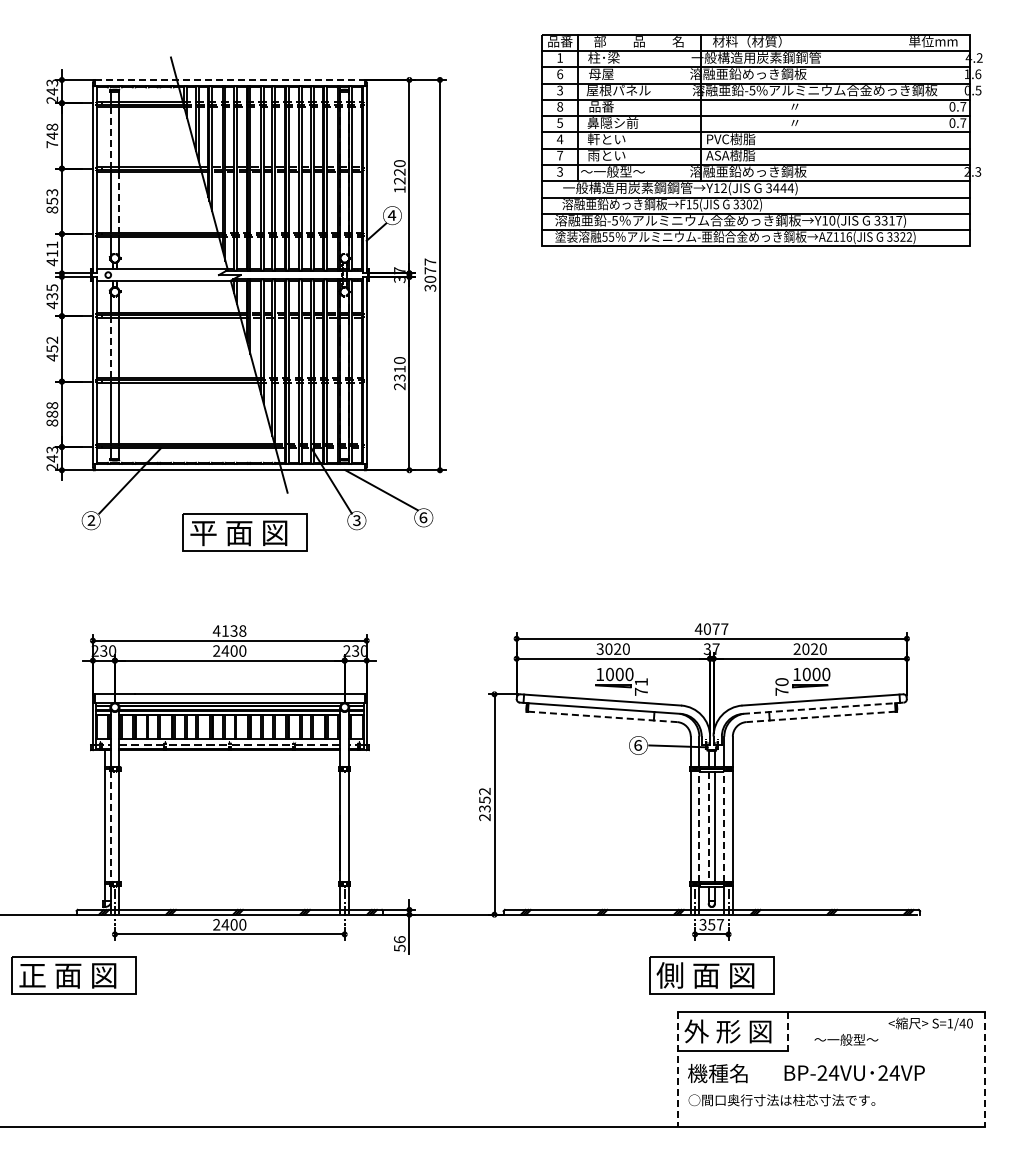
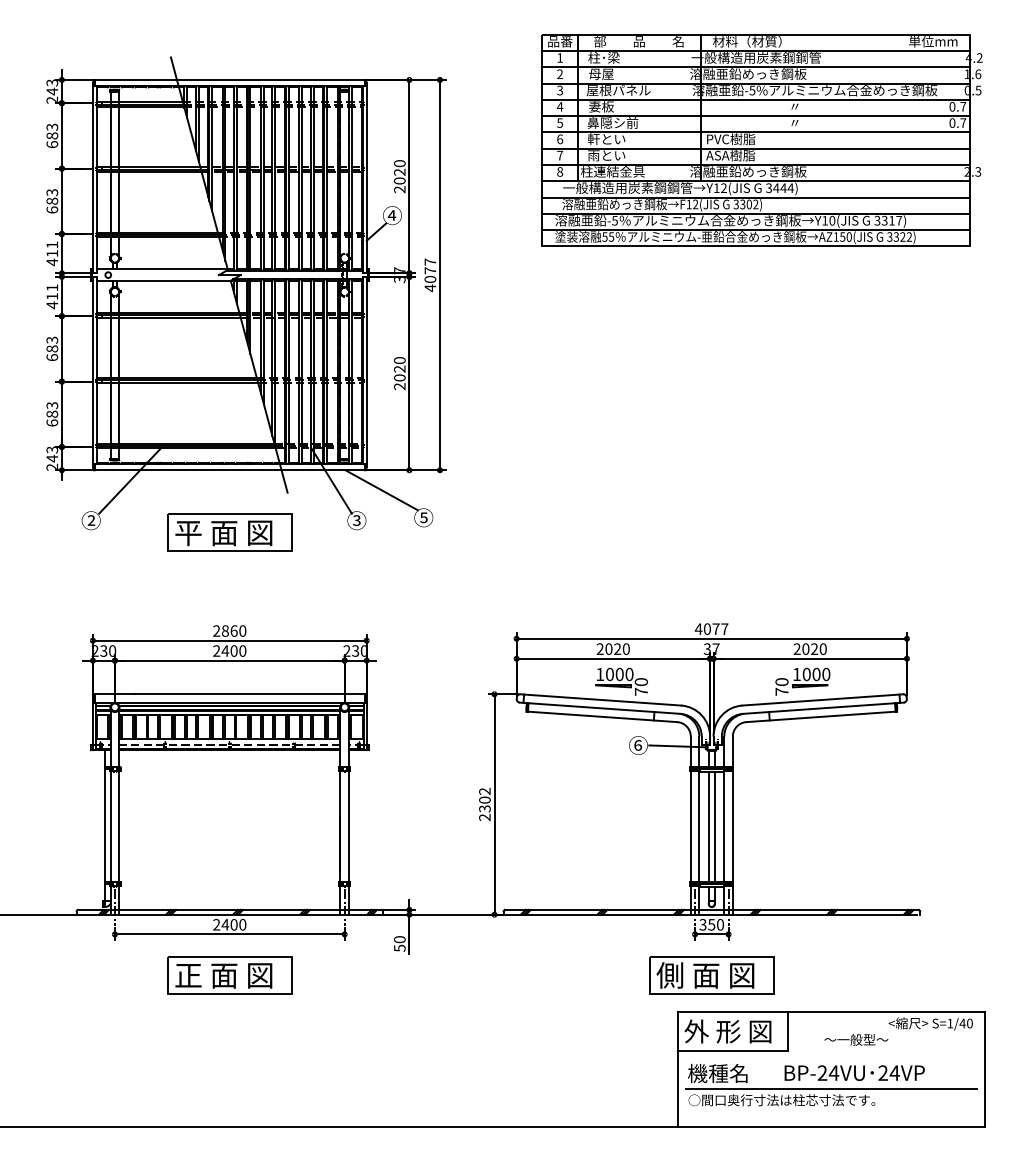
text: 6 -> 2 (560, 74)
line: dashed -> solid (230, 79)
text: 8 -> 4 (559, 106)
text: 品番 -> 妻板 (601, 106)
text: 748 -> 683 (52, 135)
line: dashed -> solid (110, 137)
text: 4 -> 6 (559, 139)
text: 3 -> 8 (560, 171)
text: ～一般型～ -> 柱連結金具 (612, 171)
text: 1220 -> 2020 (399, 185)
line: dashed -> solid (119, 202)
text: F15(JIS -> F12(JIS (695, 204)
text: 853 -> 683 (52, 205)
text: AZ116(JIS -> AZ150(JIS (845, 236)
text: 3077 -> 4077 (430, 288)
text: 435 -> 411 (52, 292)
line: dashed -> solid (110, 347)
text: 452 -> 683 (52, 348)
text: 2310 -> 2020 (399, 373)
text: 888 -> 683 (51, 414)
text: ⑥ -> ⑤ (423, 517)
part position: (244, 532) -> (229, 532) (229, 532)
text: 4138 -> 2860 (229, 630)
text: 3020 -> 2020 (599, 649)
text: 71 -> 70 (640, 681)
line: dashed -> solid (823, 708)
line: dashed -> solid (602, 716)
line: dashed -> solid (820, 716)
text: 2352 -> 2302 (484, 799)
line: dashed -> solid (110, 826)
line: dashed -> solid (699, 826)
line: dashed -> solid (708, 826)
line: dashed -> solid (724, 826)
text: 357 -> 350 (720, 924)
text: 56 -> 50 (399, 939)
part position: (73, 975) -> (229, 975) (229, 975)
line: dashed -> solid (787, 1031)
text position: (846, 1039) -> (856, 1039) (856, 1039)
line: dashed -> solid (678, 1070)
line: dashed -> solid (984, 1070)
line: none -> present (830, 1088)
